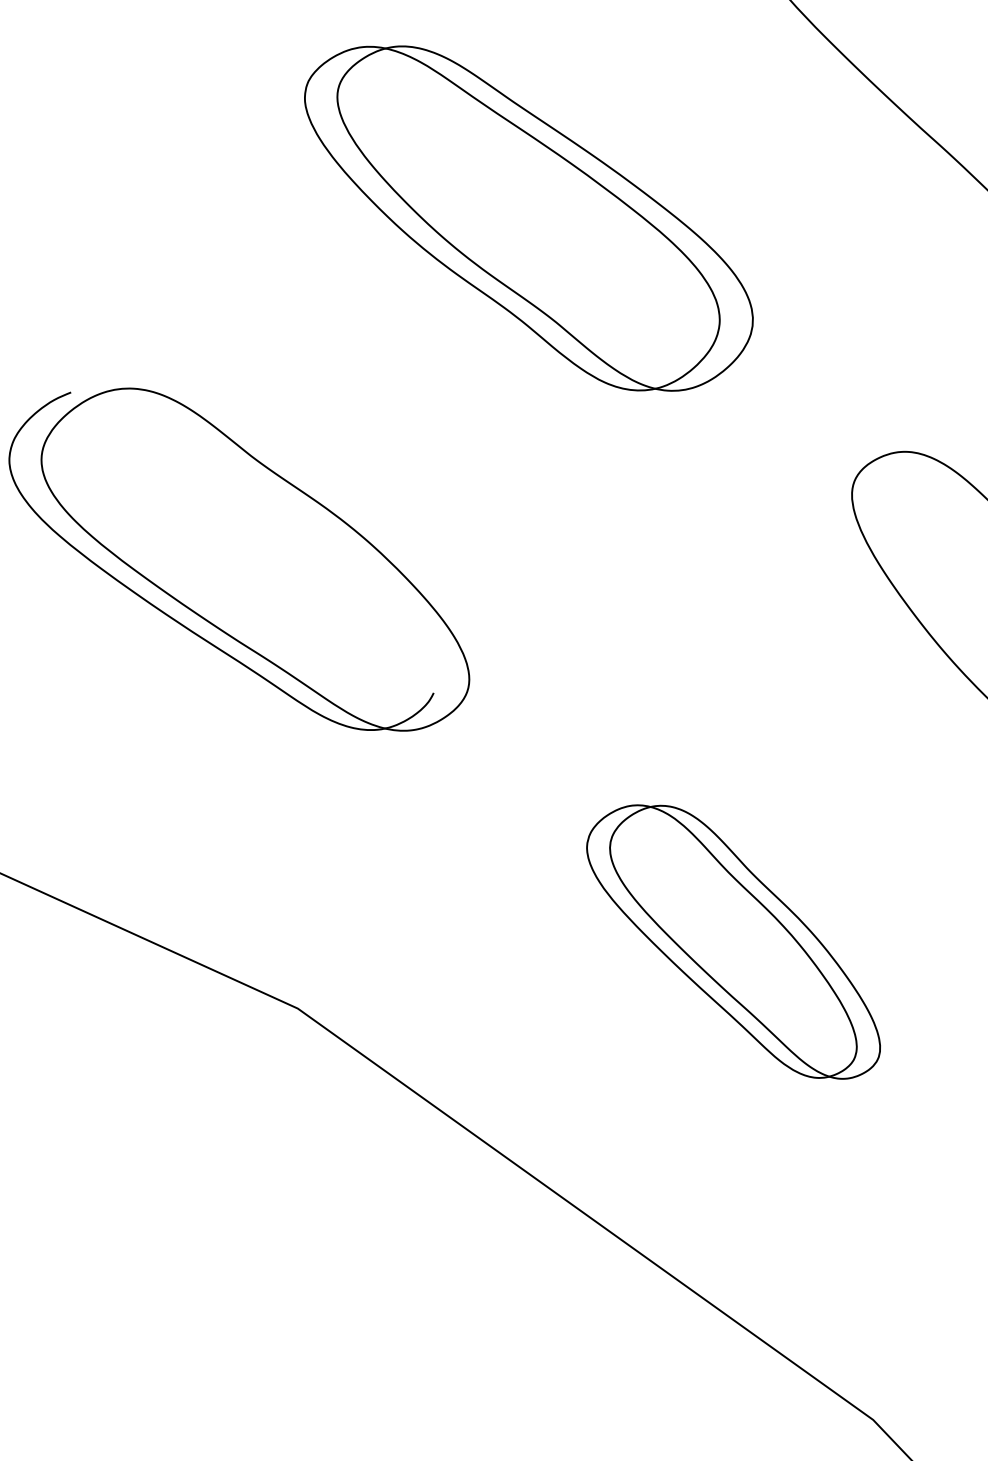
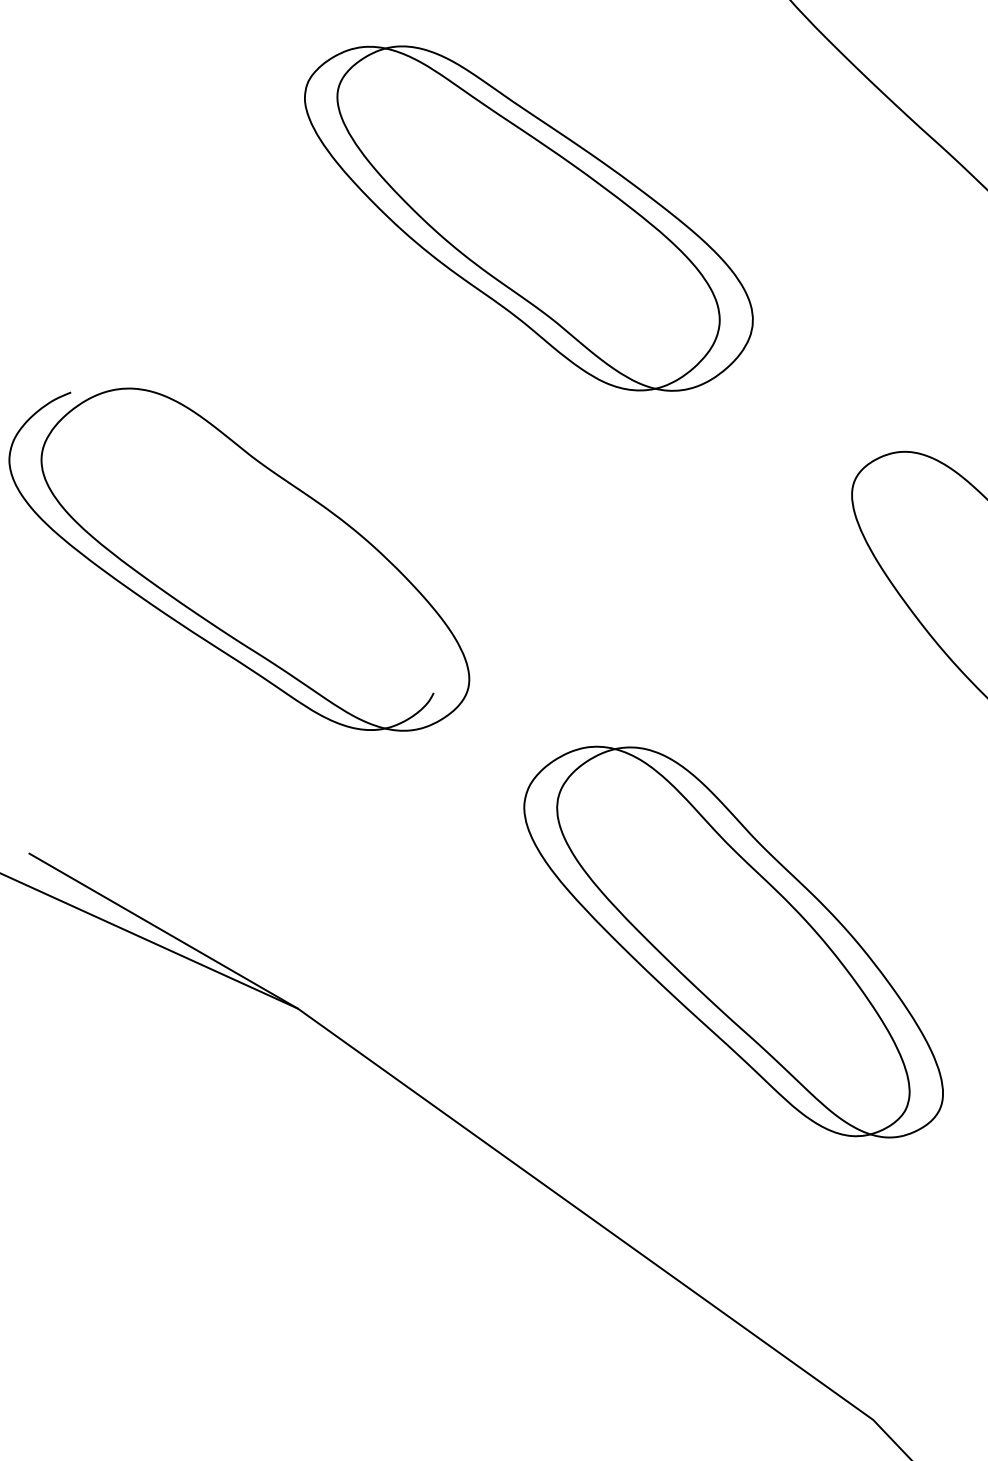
line: none -> present (163, 930)
part size: 295x276 px -> 421x394 px (733, 941)
